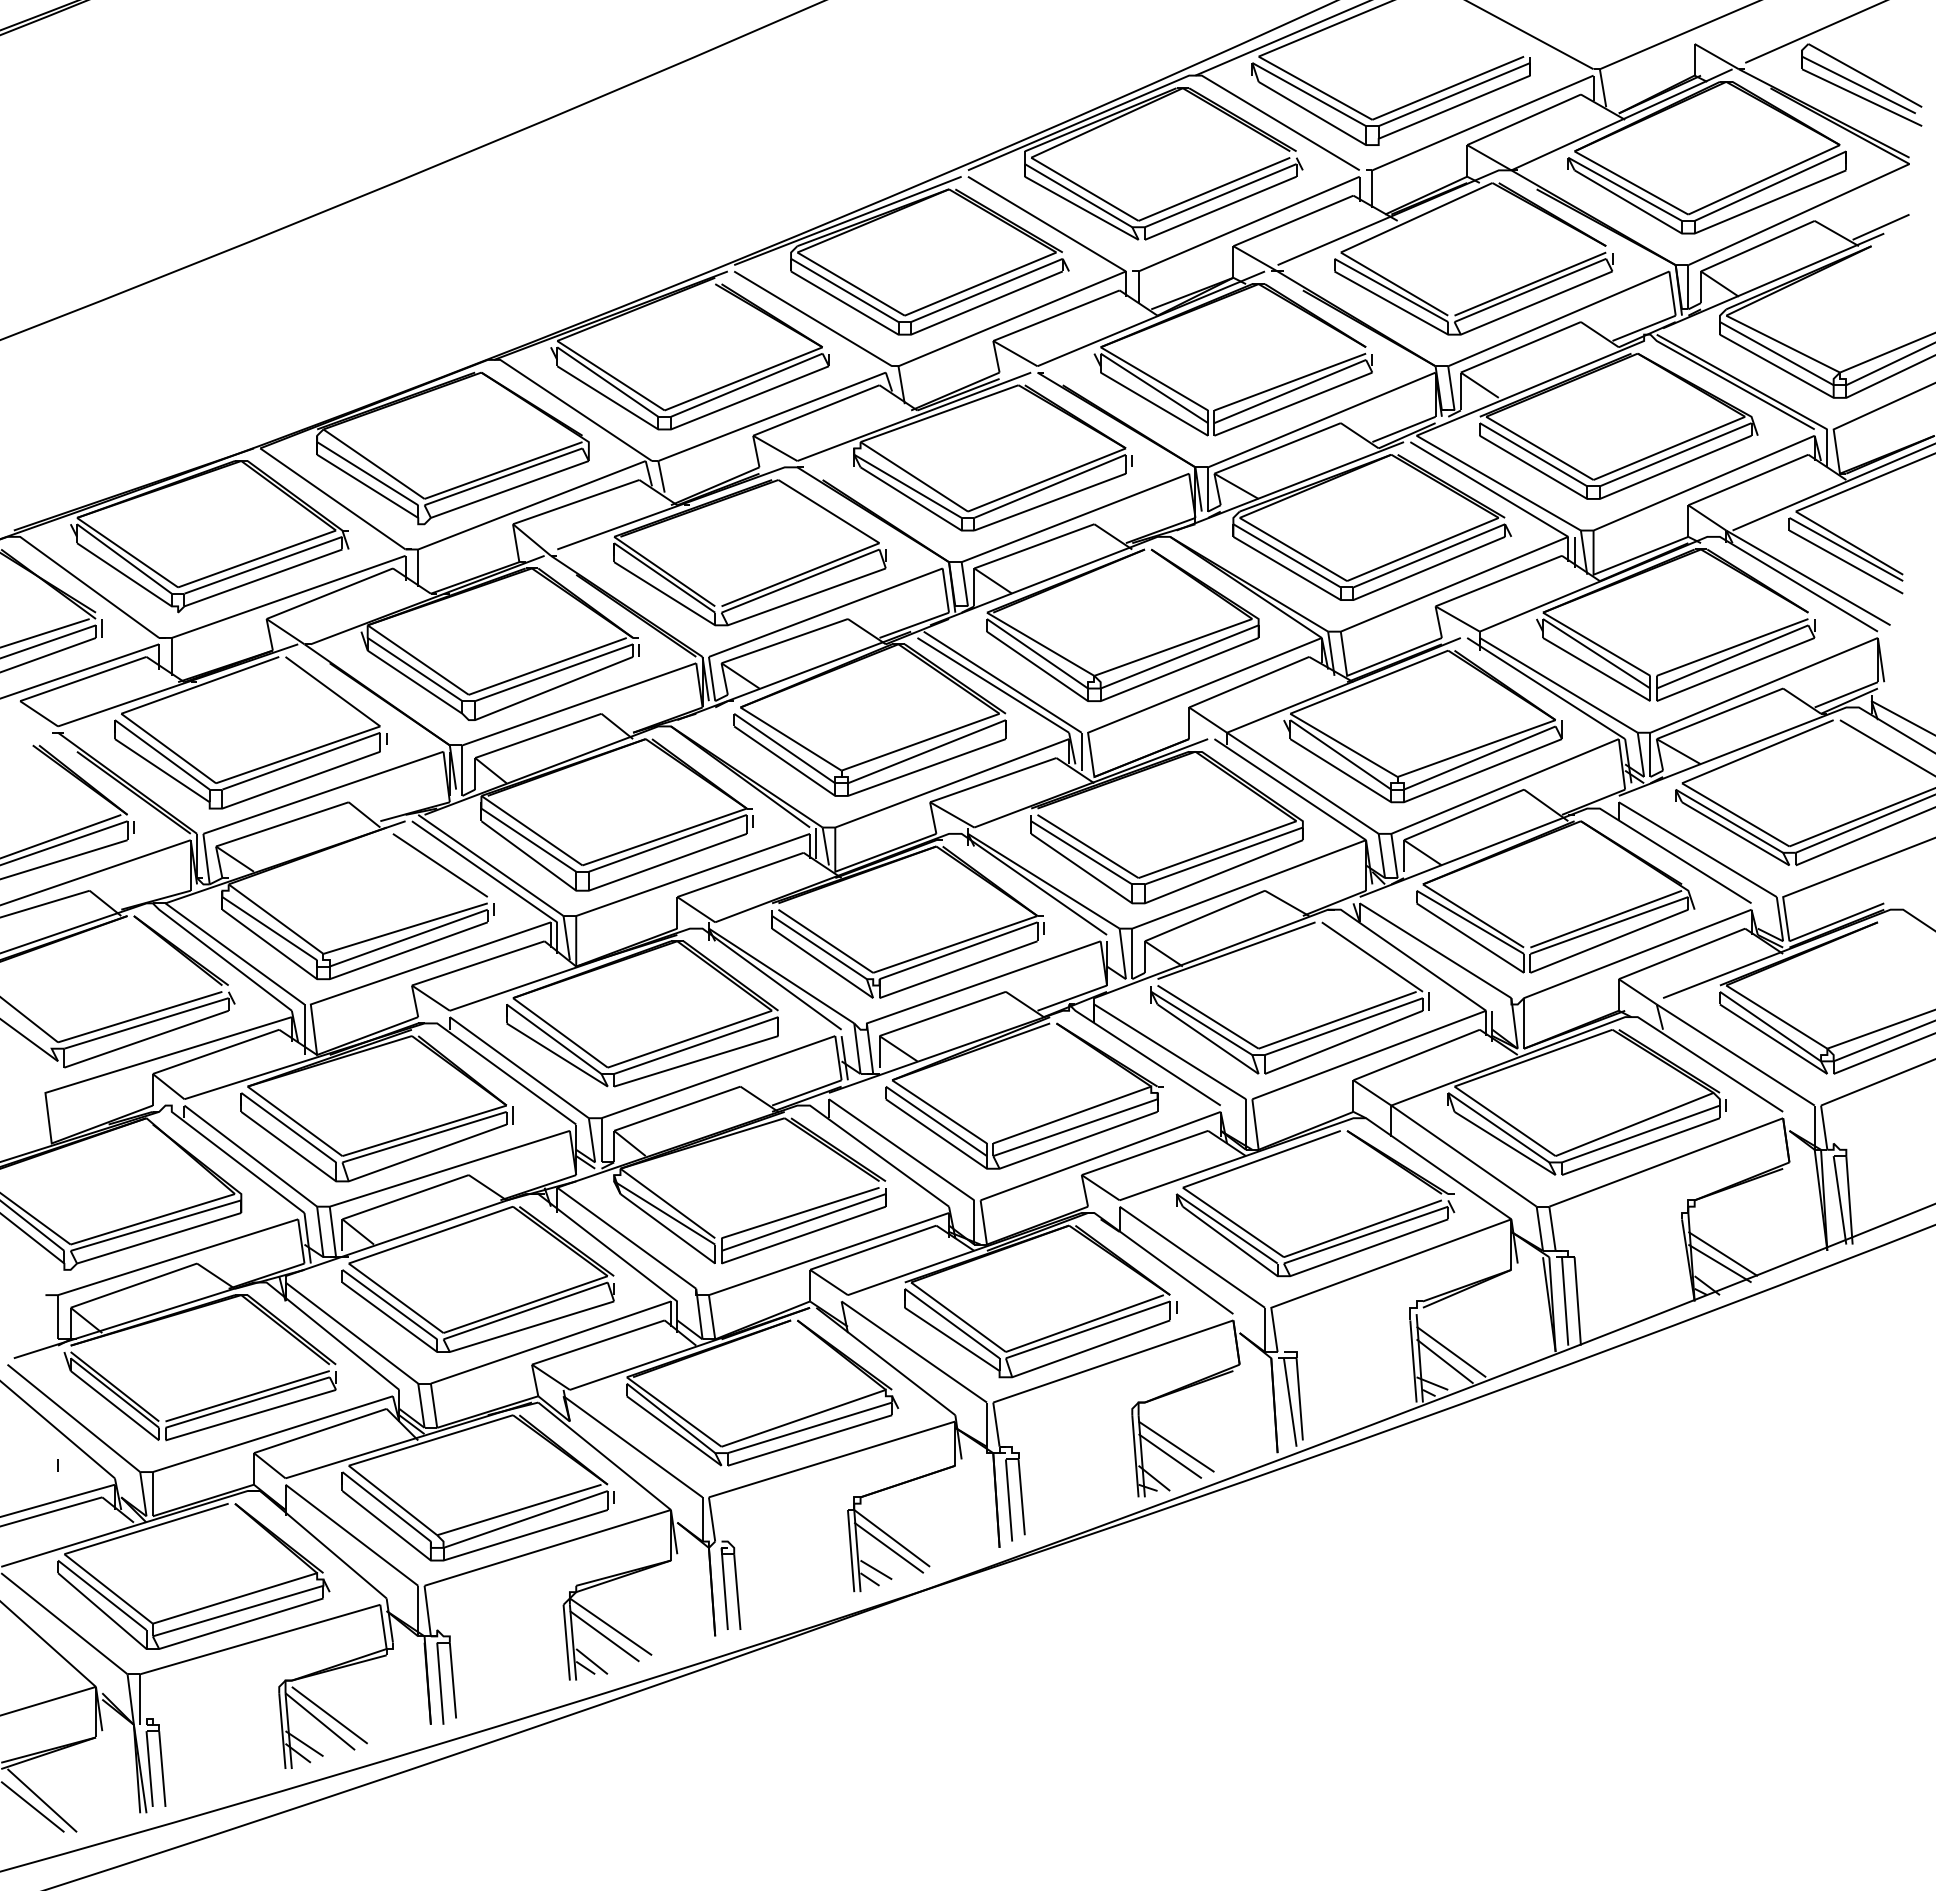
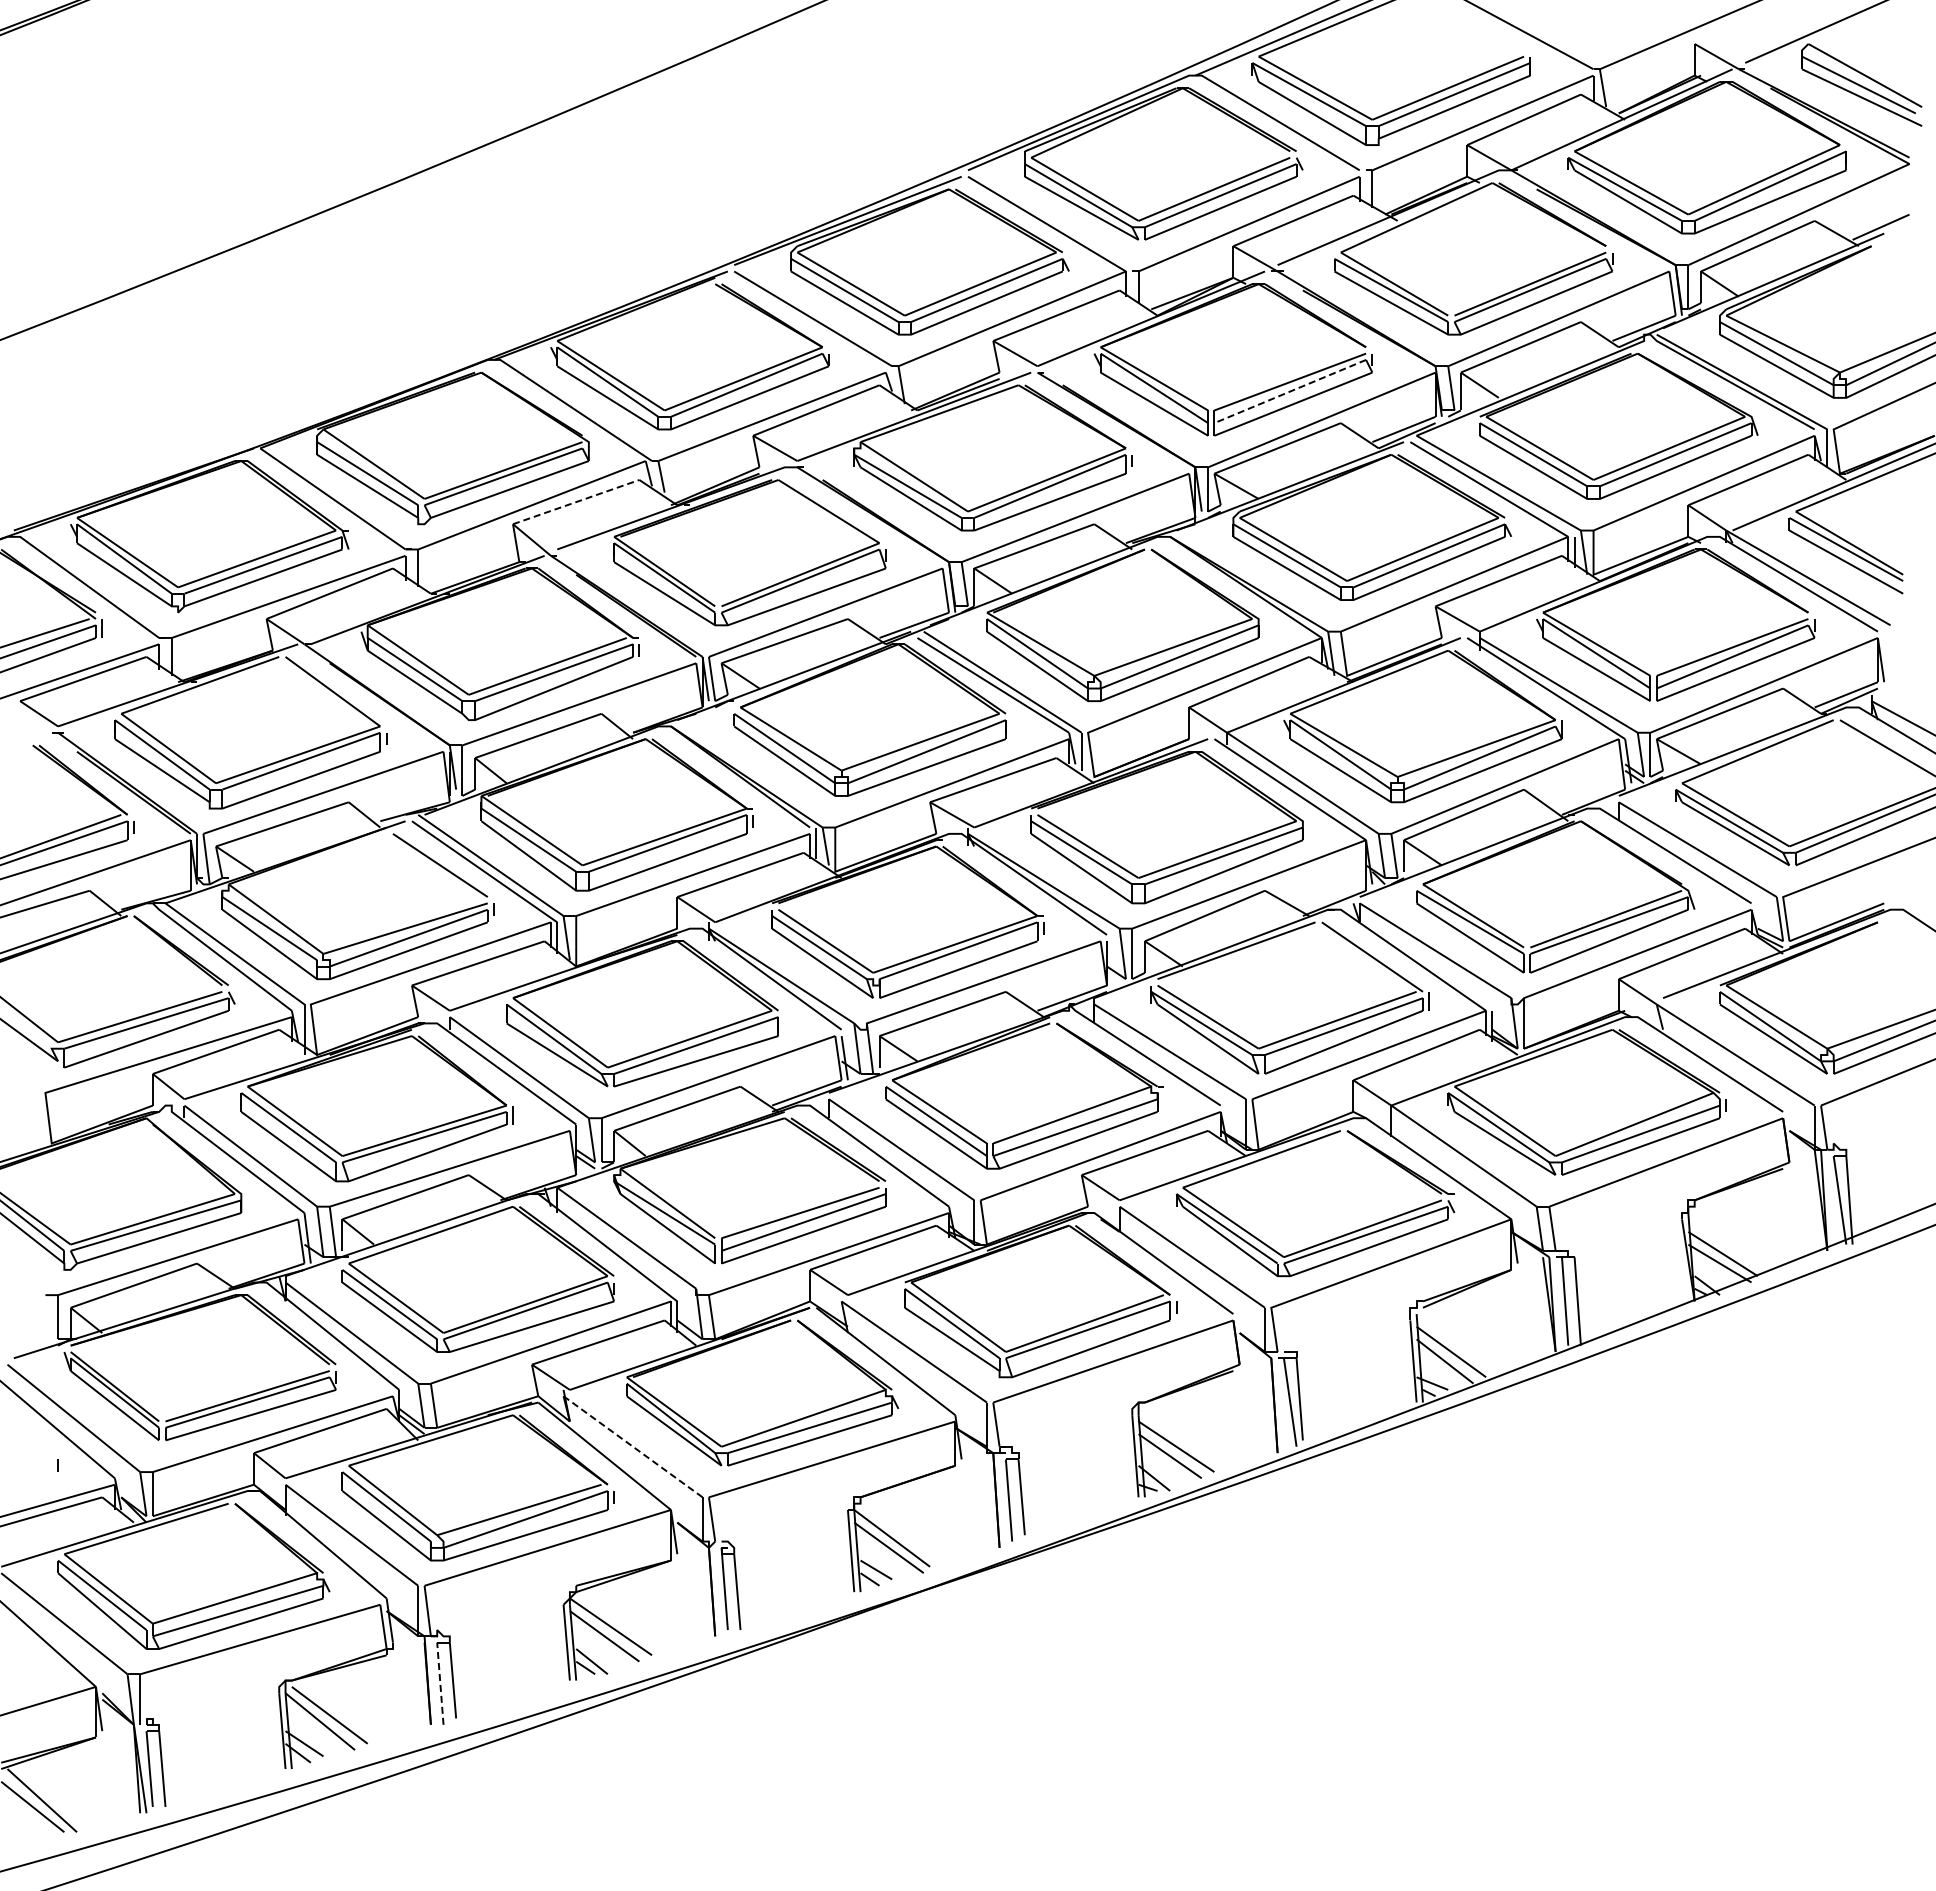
line: solid -> dashed (1289, 391)
line: solid -> dashed (576, 502)
line: solid -> dashed (633, 1446)
line: solid -> dashed (440, 1683)
